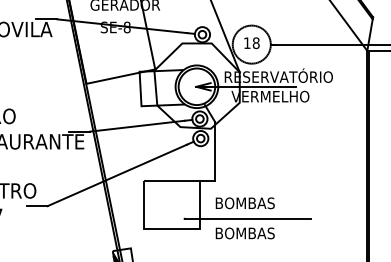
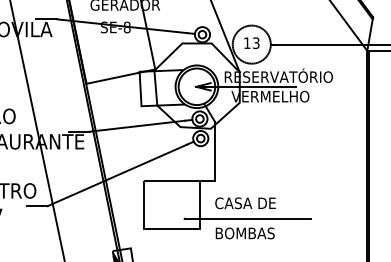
text: 18 -> 13 (255, 42)
line: none -> present (37, 130)
text: BOMBAS -> CASA DE (245, 203)
